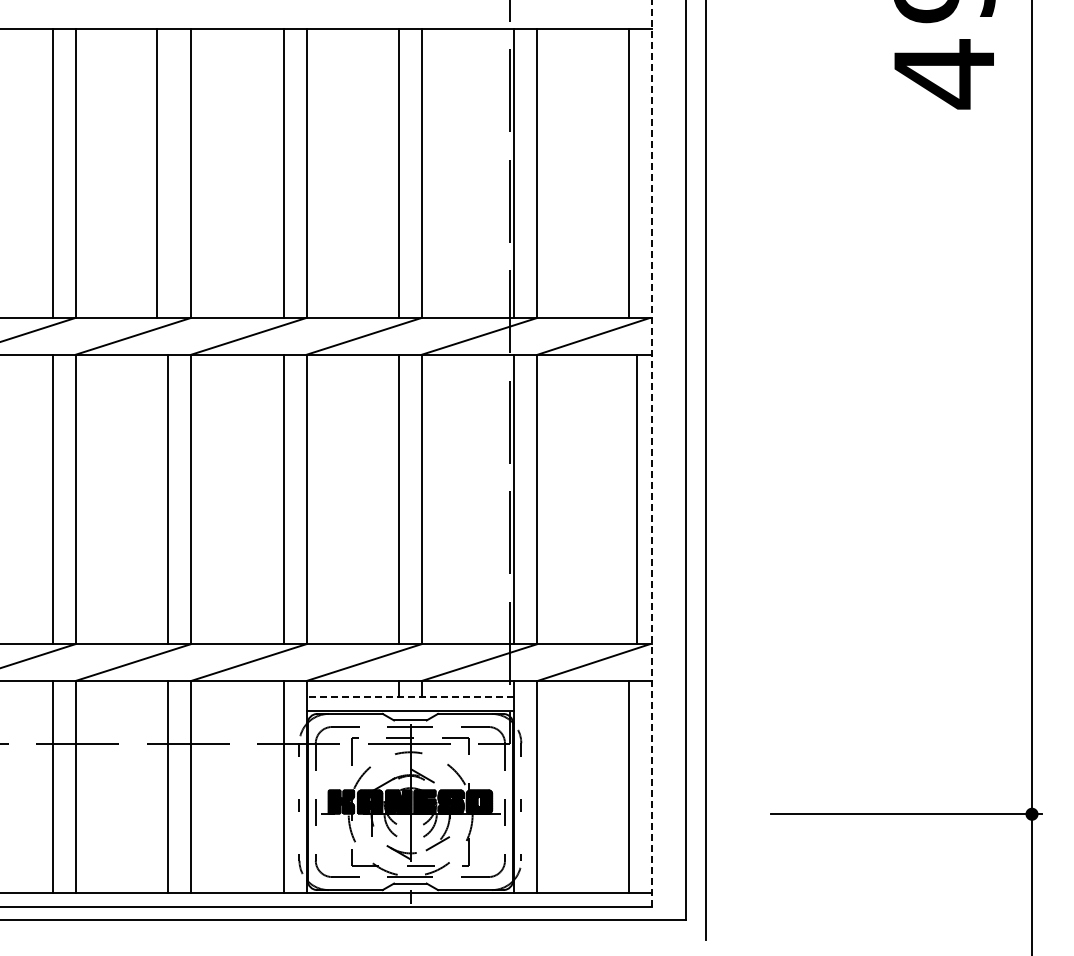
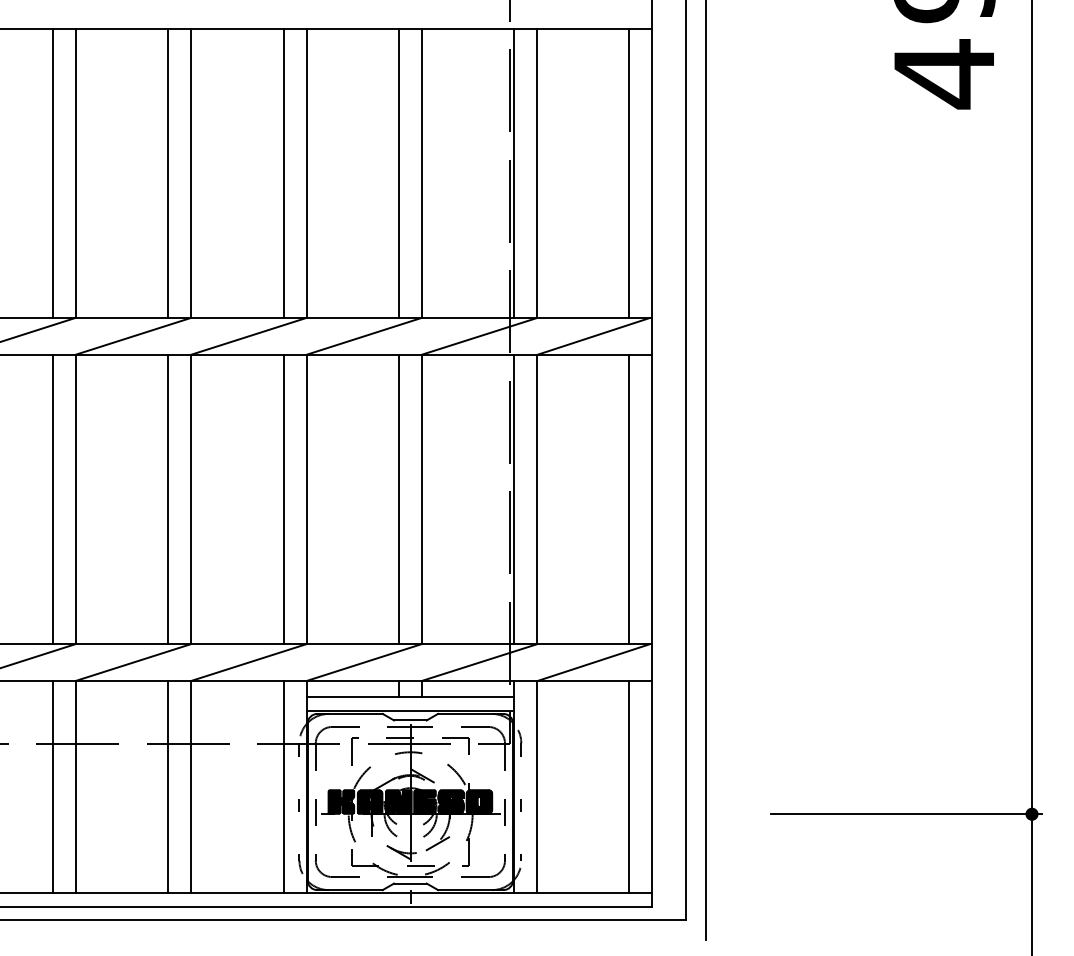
line position: (157, 172) -> (168, 172) (168, 172)
line: dashed -> solid (651, 453)
line position: (637, 499) -> (629, 499) (629, 499)
line: dashed -> solid (410, 696)
